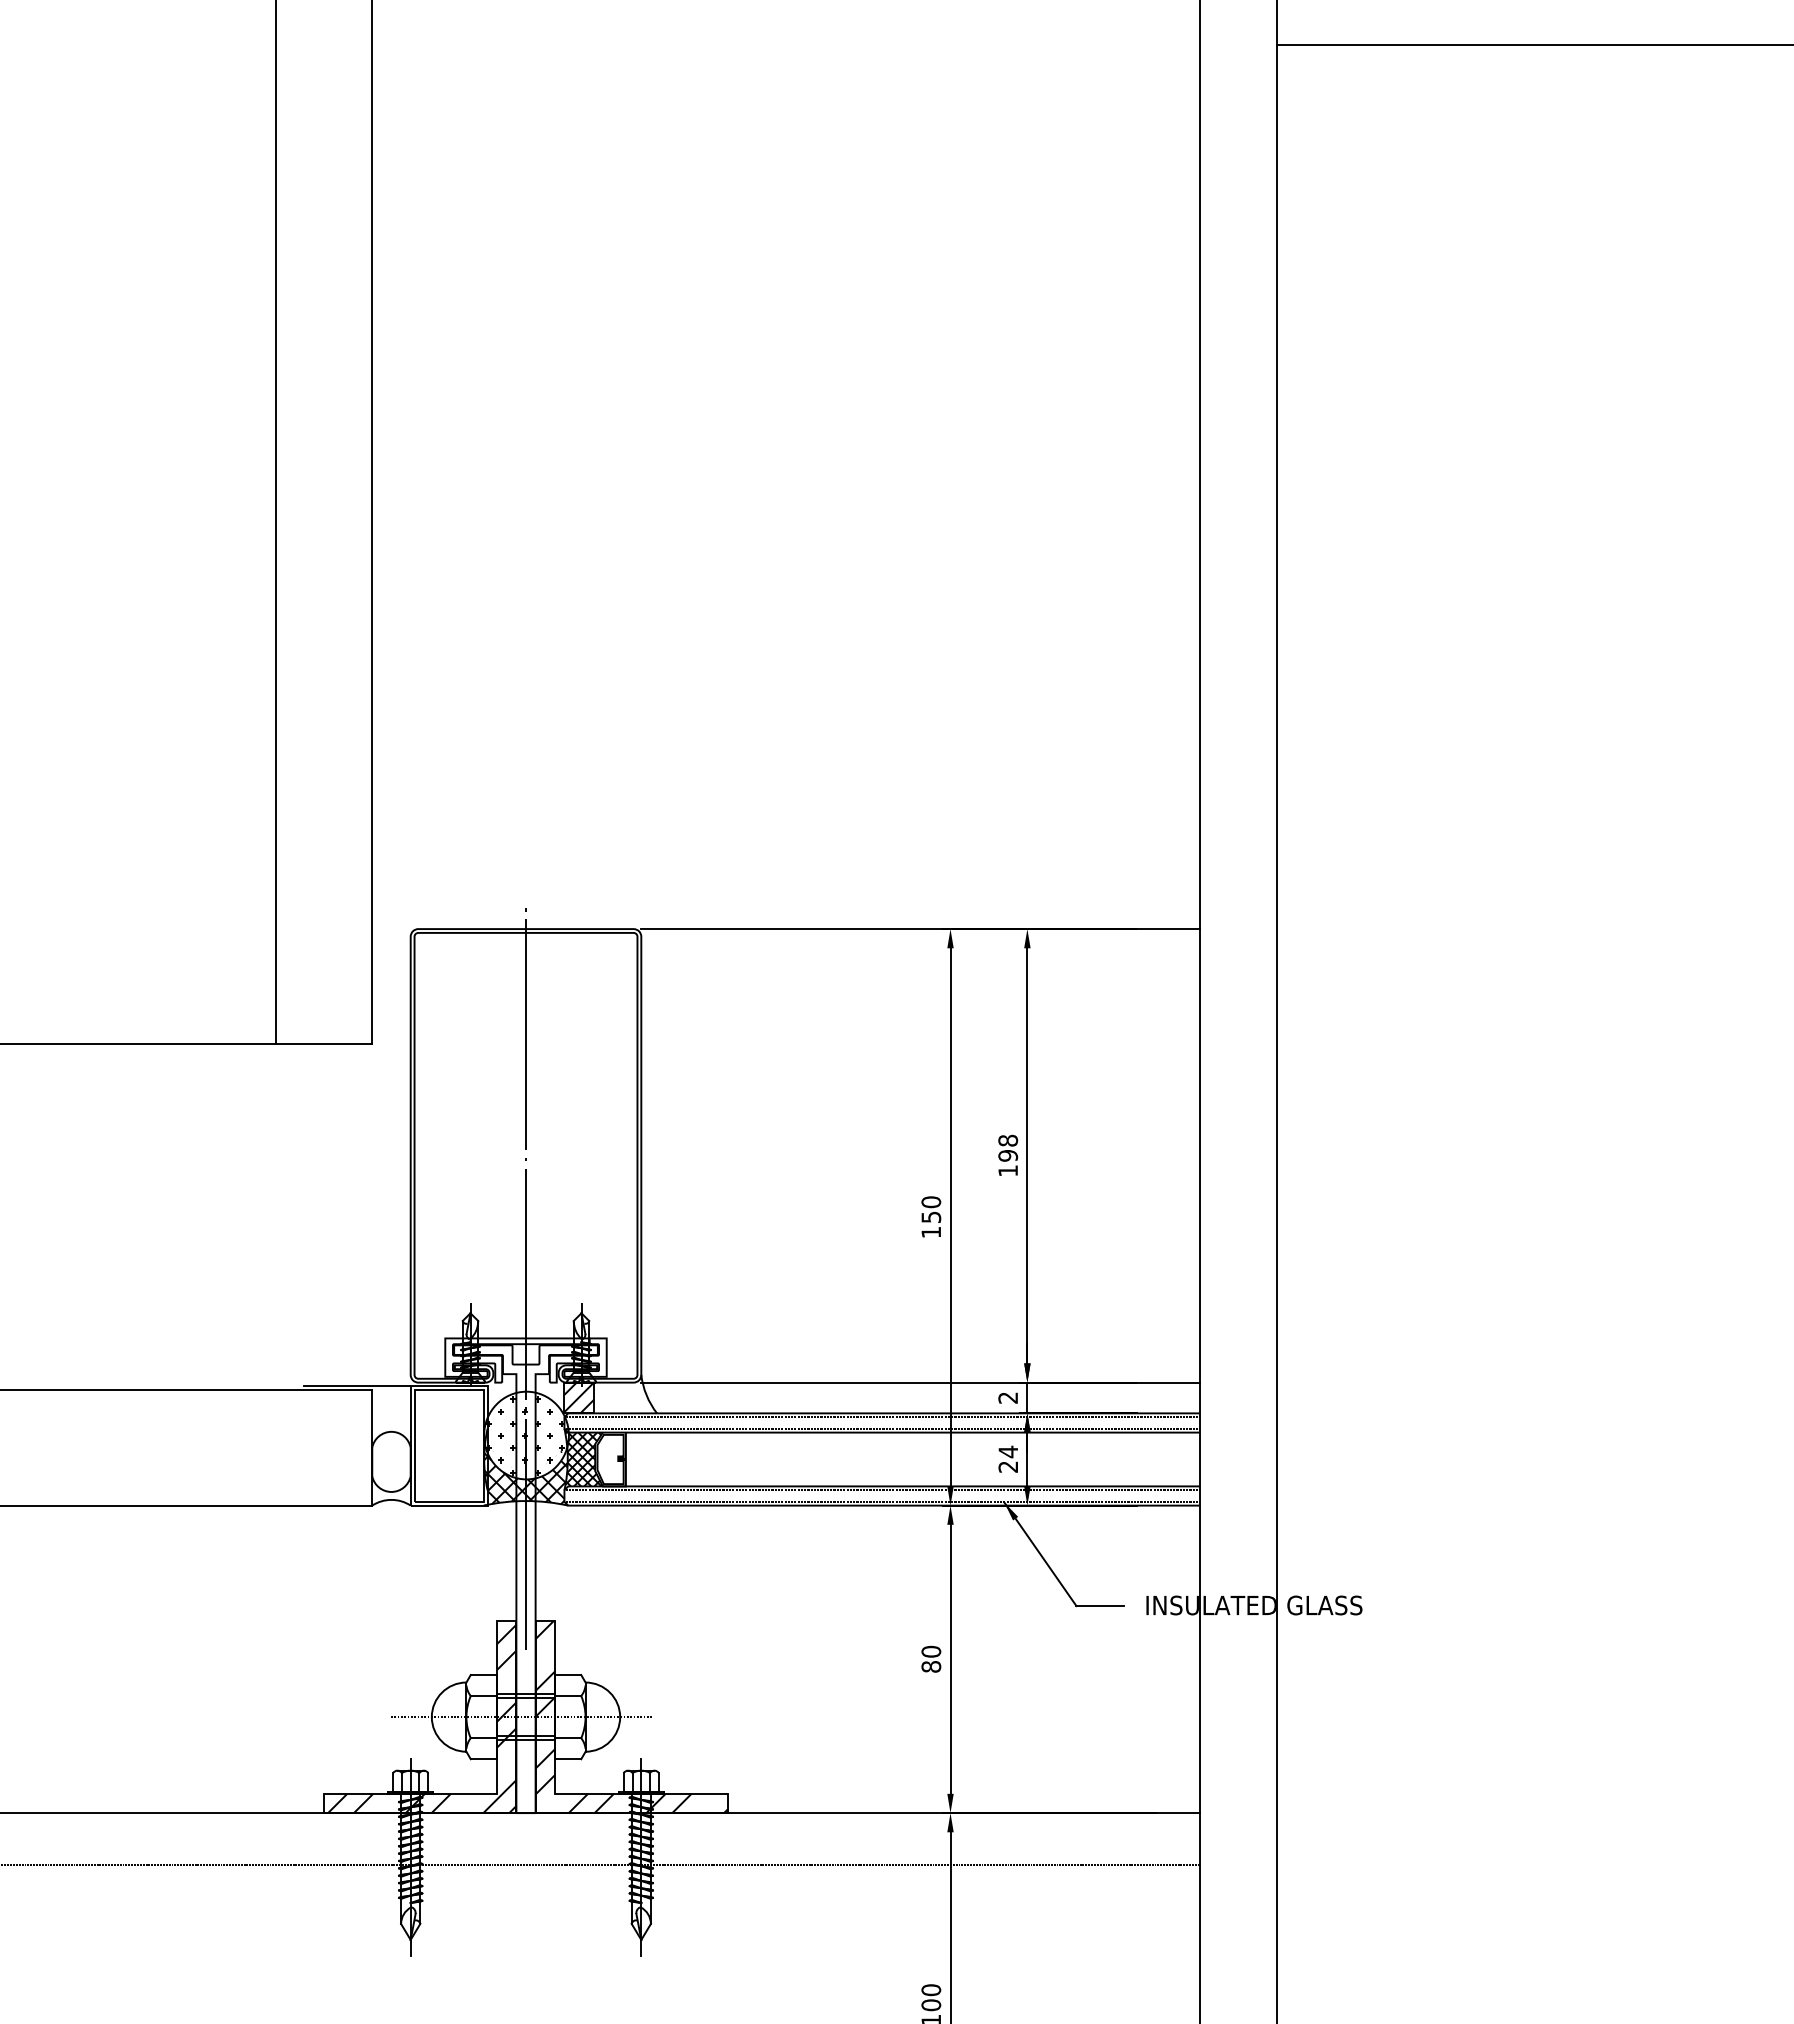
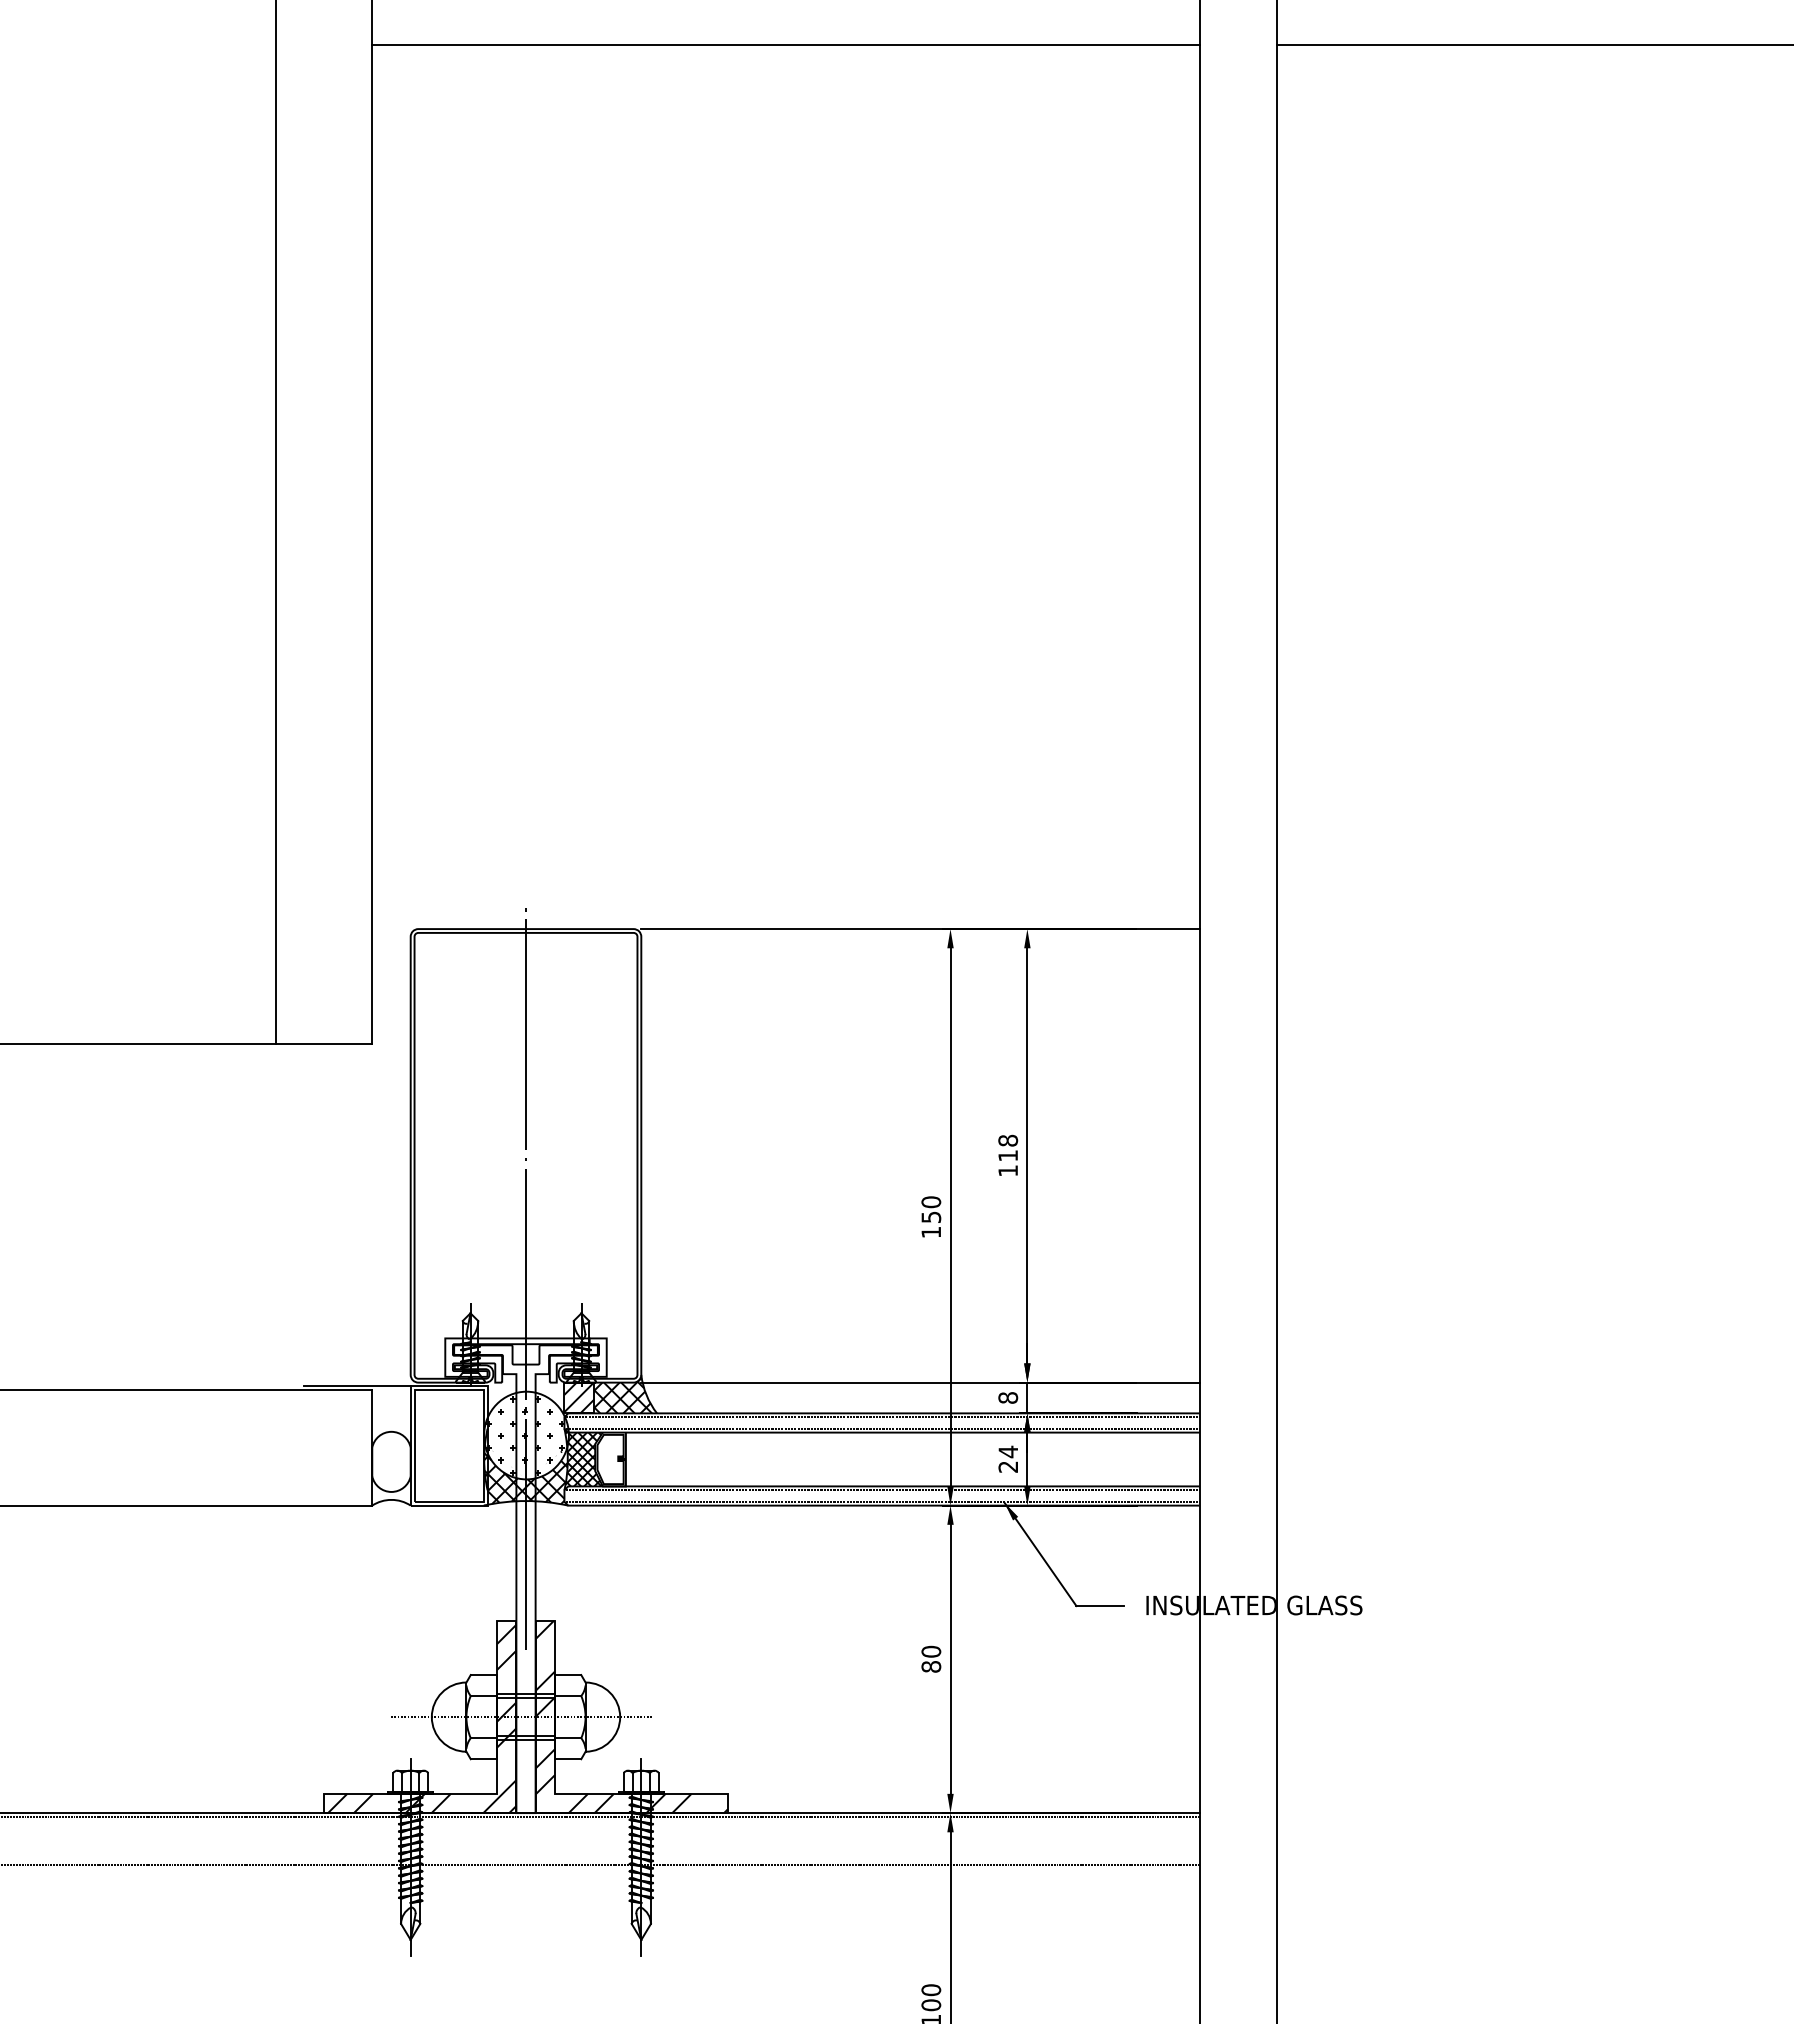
line: none -> present (785, 45)
text: 198 -> 118 (1008, 1155)
hatch: none -> present (622, 1395)
text: 2 -> 8 (1008, 1397)
line: none -> present (600, 1816)
